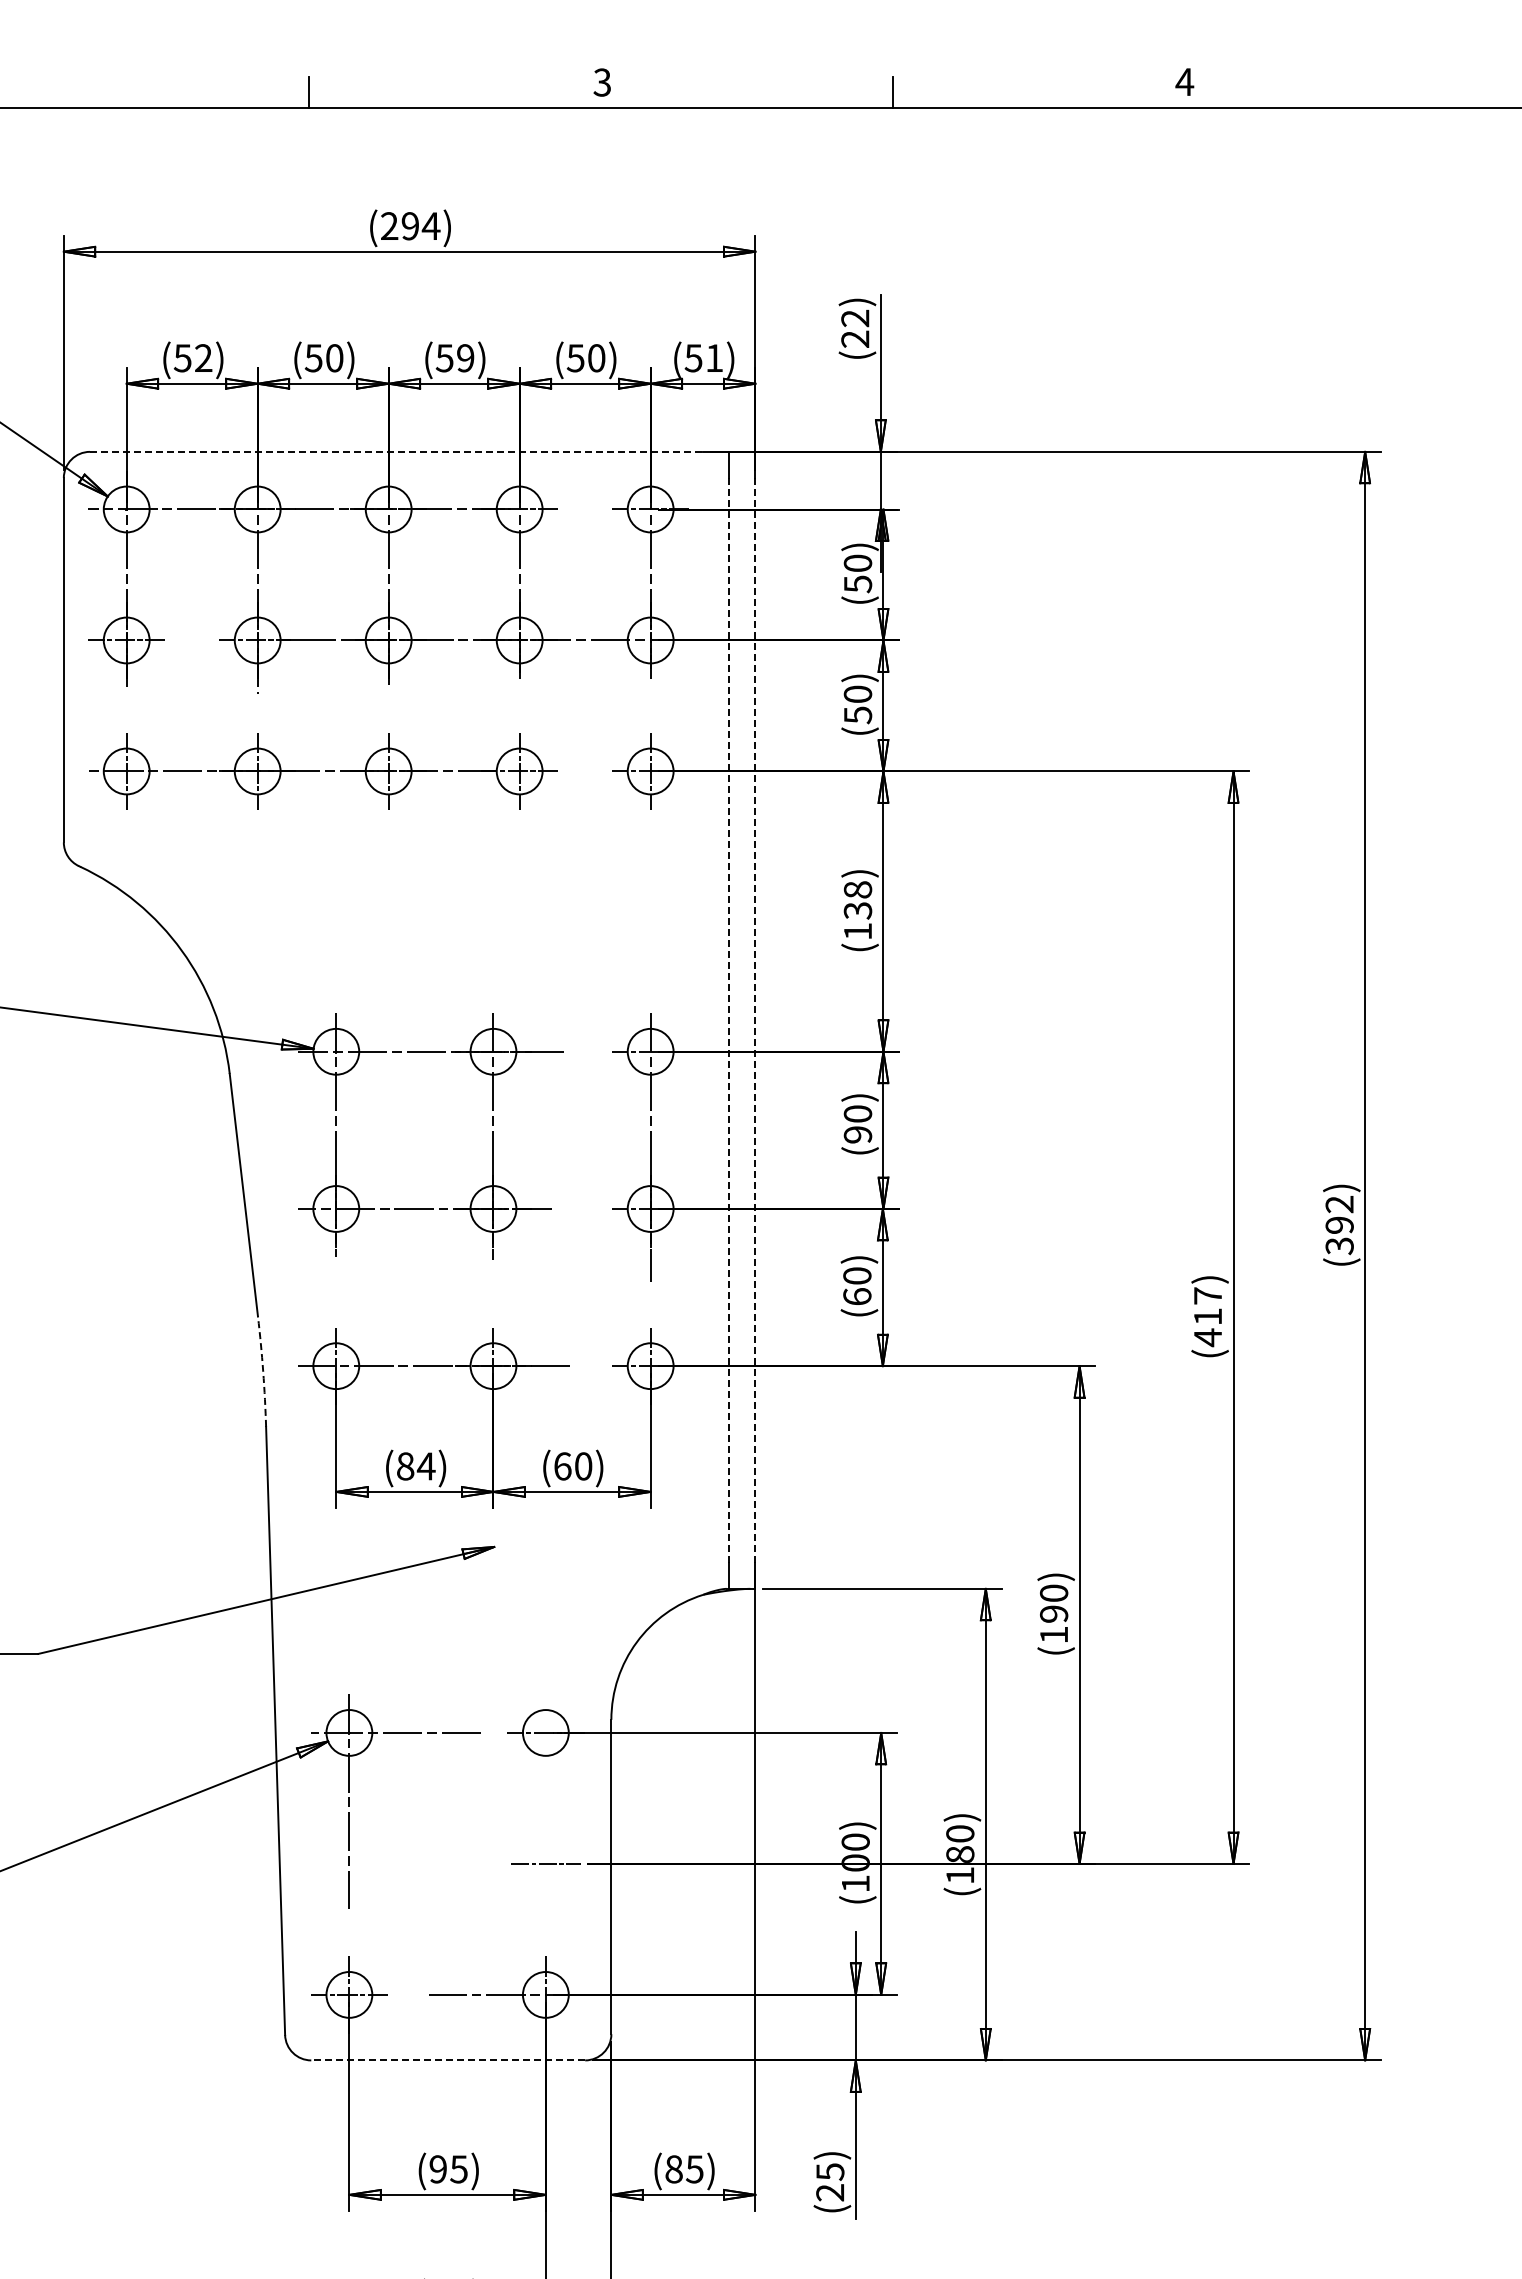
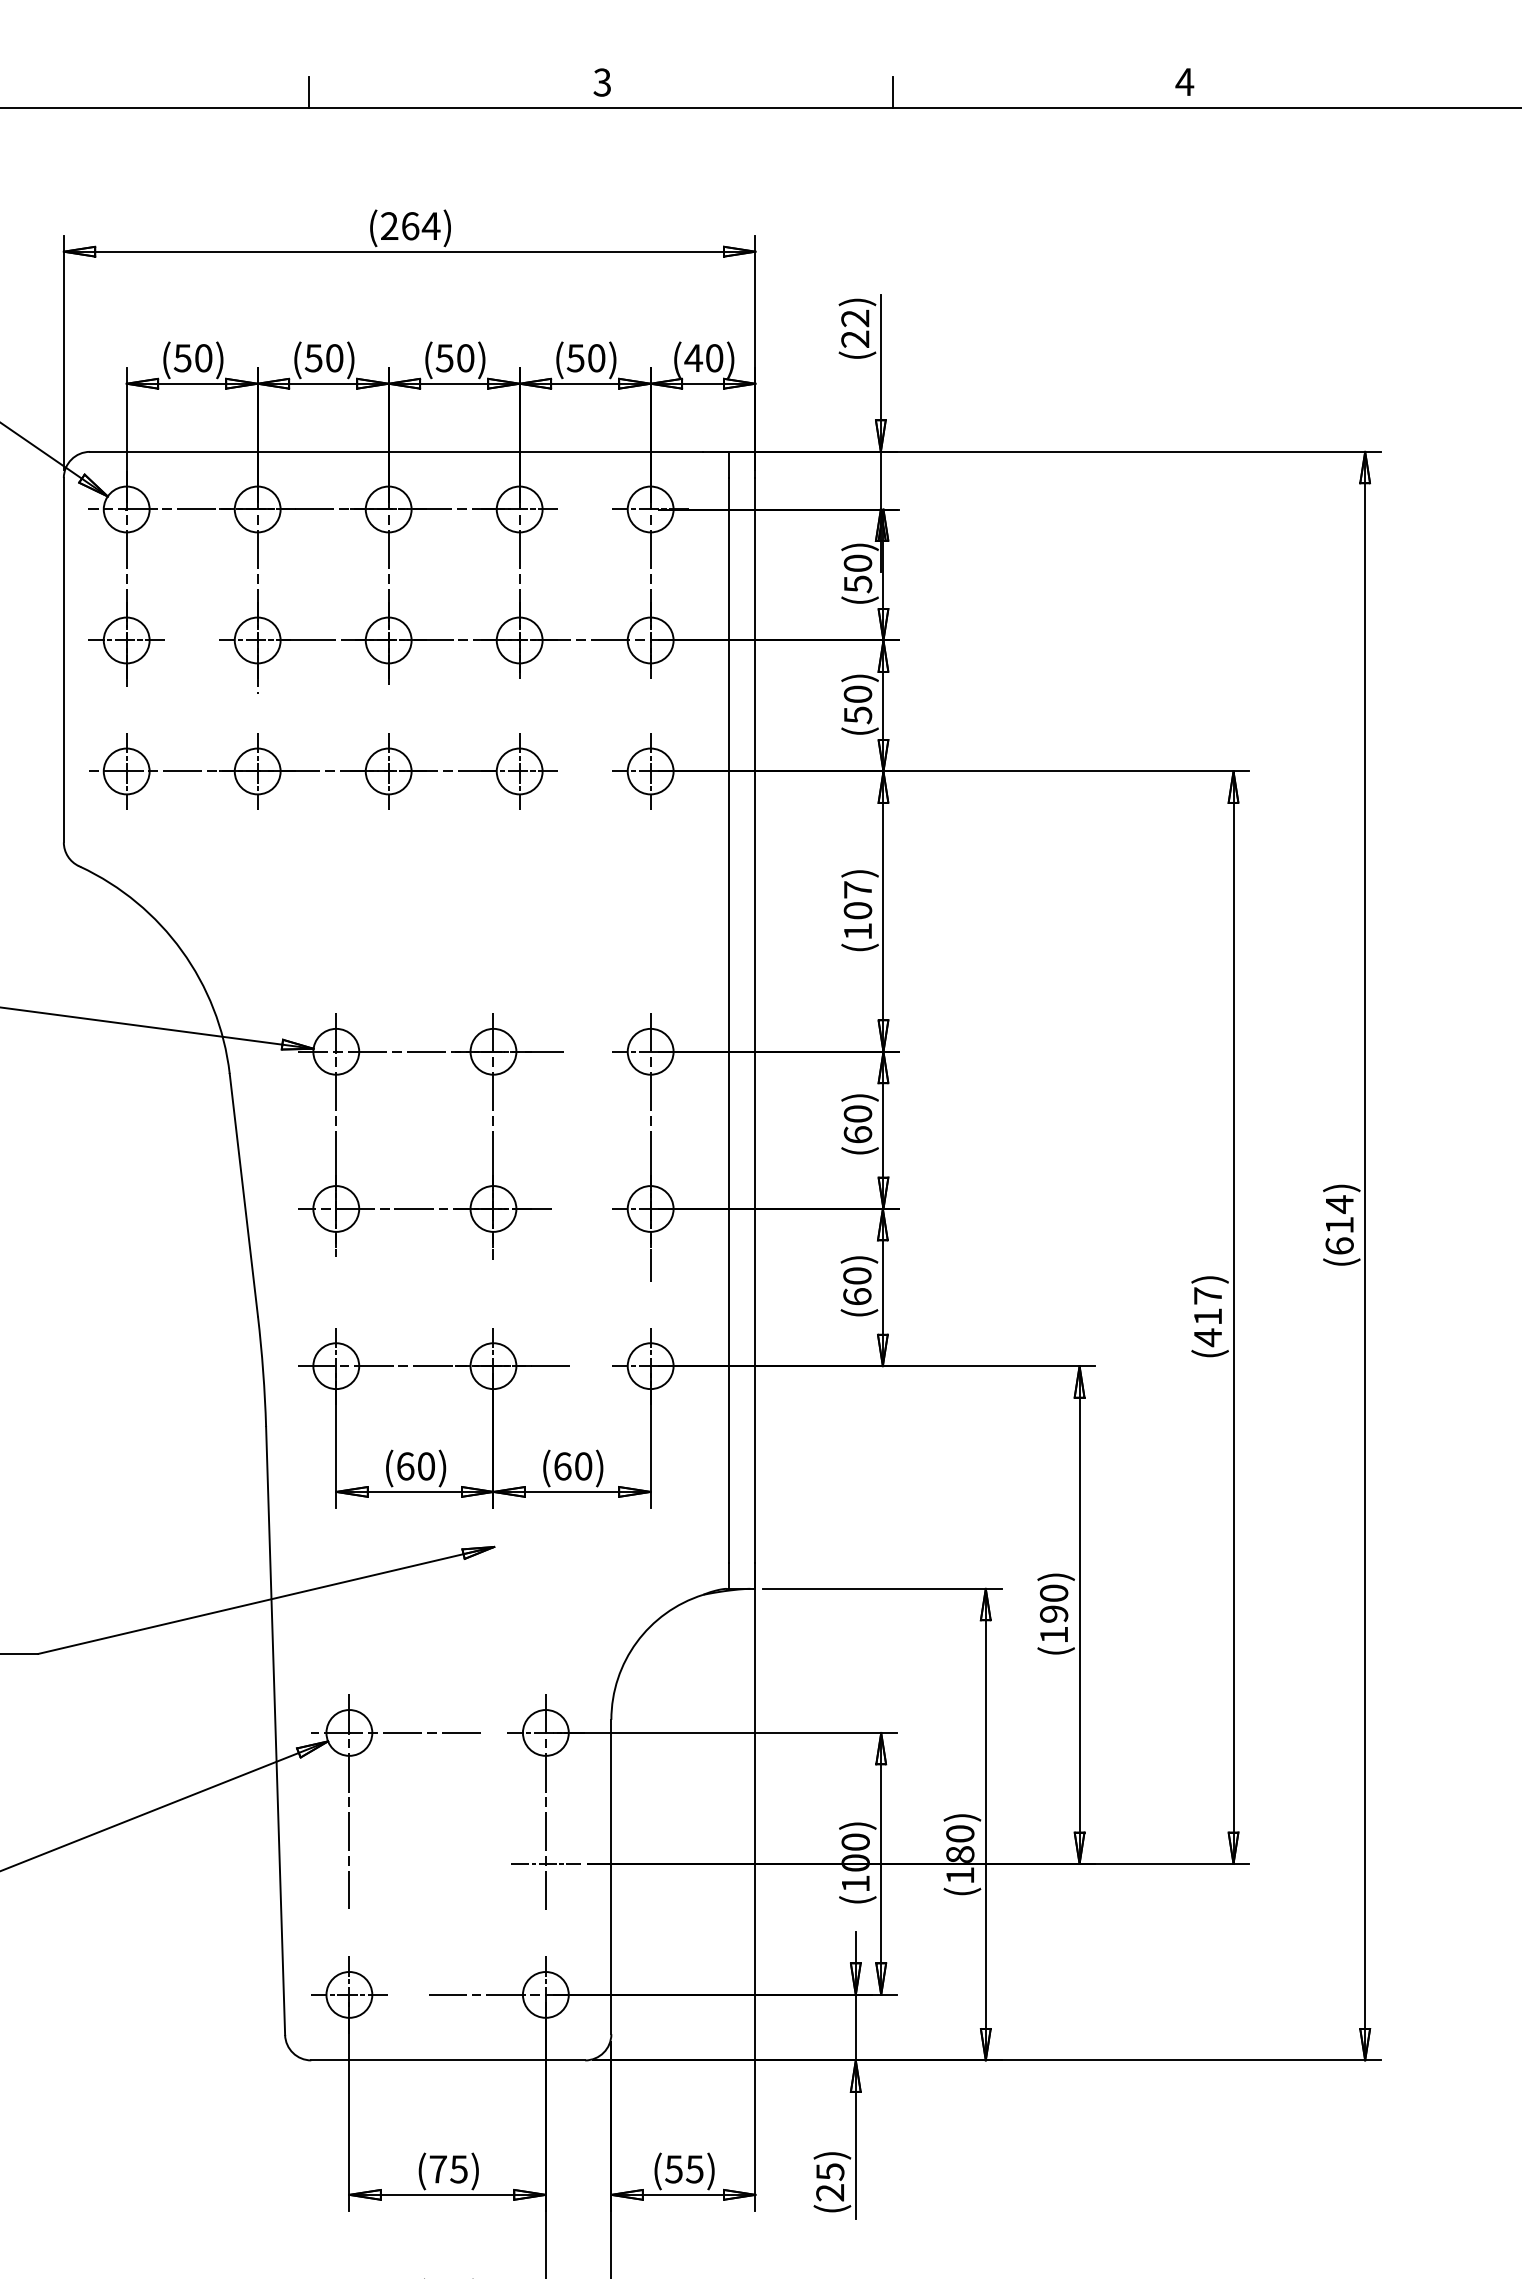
text: (294) -> (264) (410, 226)
text: (52) -> (50) (203, 358)
text: (59) -> (50) (465, 358)
text: (51) -> (40) (703, 358)
line: dashed -> solid (396, 451)
text: (138) -> (107) (857, 900)
line: dashed -> solid (729, 1019)
line: dashed -> solid (755, 1019)
text: (90) -> (60) (857, 1134)
text: (392) -> (614) (1339, 1225)
arc: dashed -> solid (263, 1371)
text: (84) -> (60) (416, 1466)
line: none -> present (545, 1803)
line: dashed -> solid (448, 2060)
text: (95) -> (75) (437, 2169)
text: (85) -> (55) (673, 2169)
